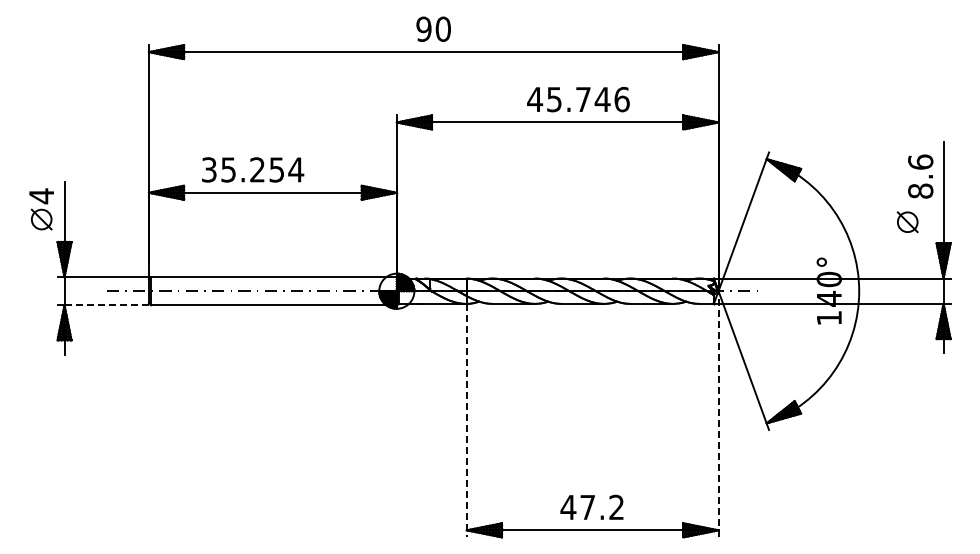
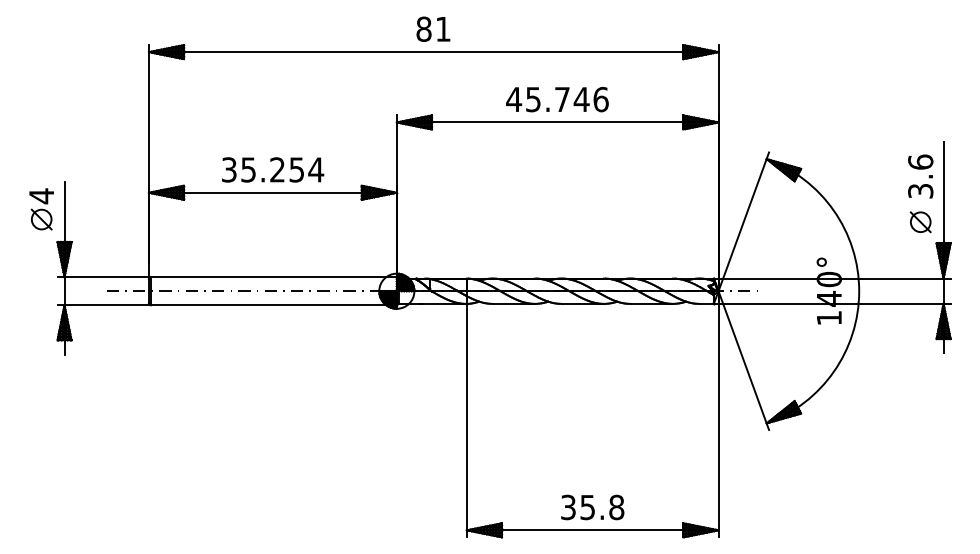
text: 90 -> 81 (433, 28)
text position: (578, 99) -> (557, 99) (557, 99)
text position: (253, 169) -> (273, 169) (273, 169)
text: 8.6 -> 3.6 (920, 190)
part position: (907, 222) -> (920, 222) (920, 222)
line: dashed -> solid (106, 305)
line: dashed -> solid (718, 413)
line: dashed -> solid (466, 420)
text: 47.2 -> 35.8 (592, 507)
